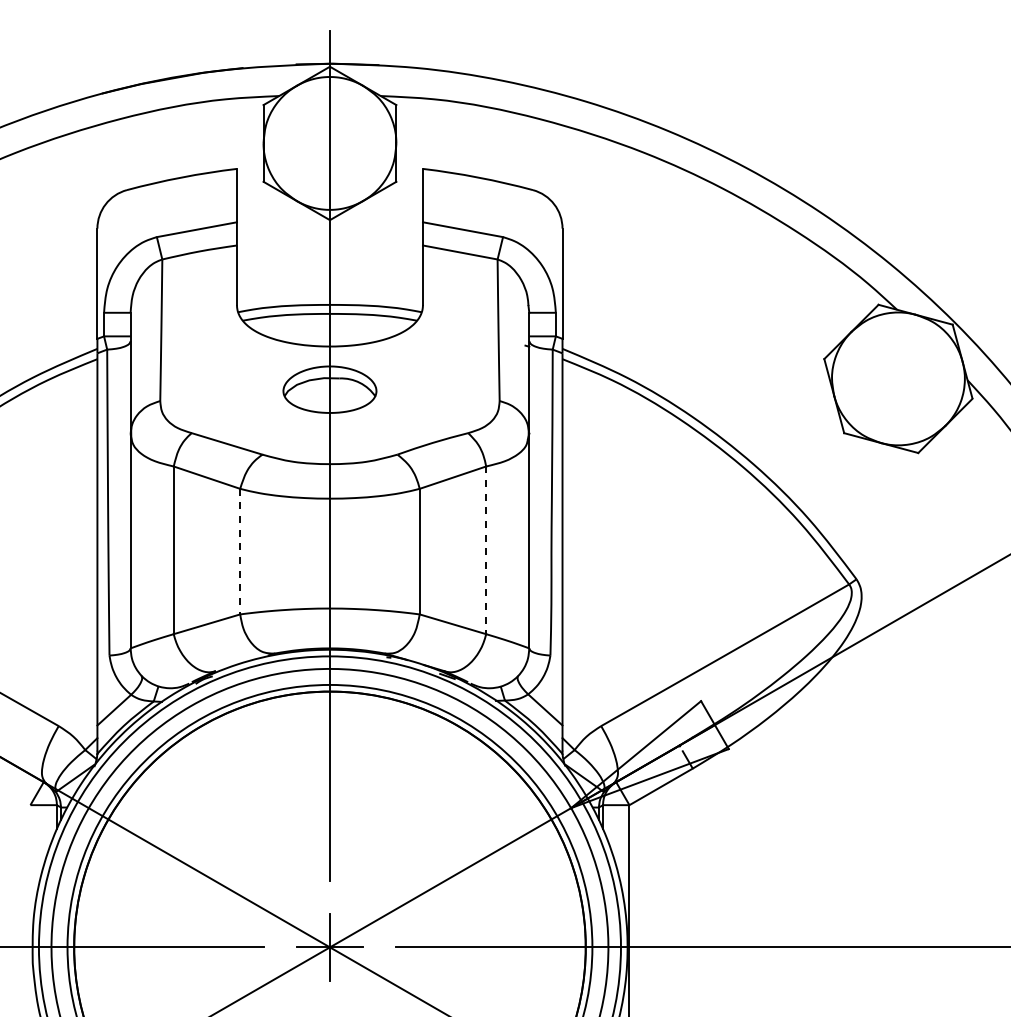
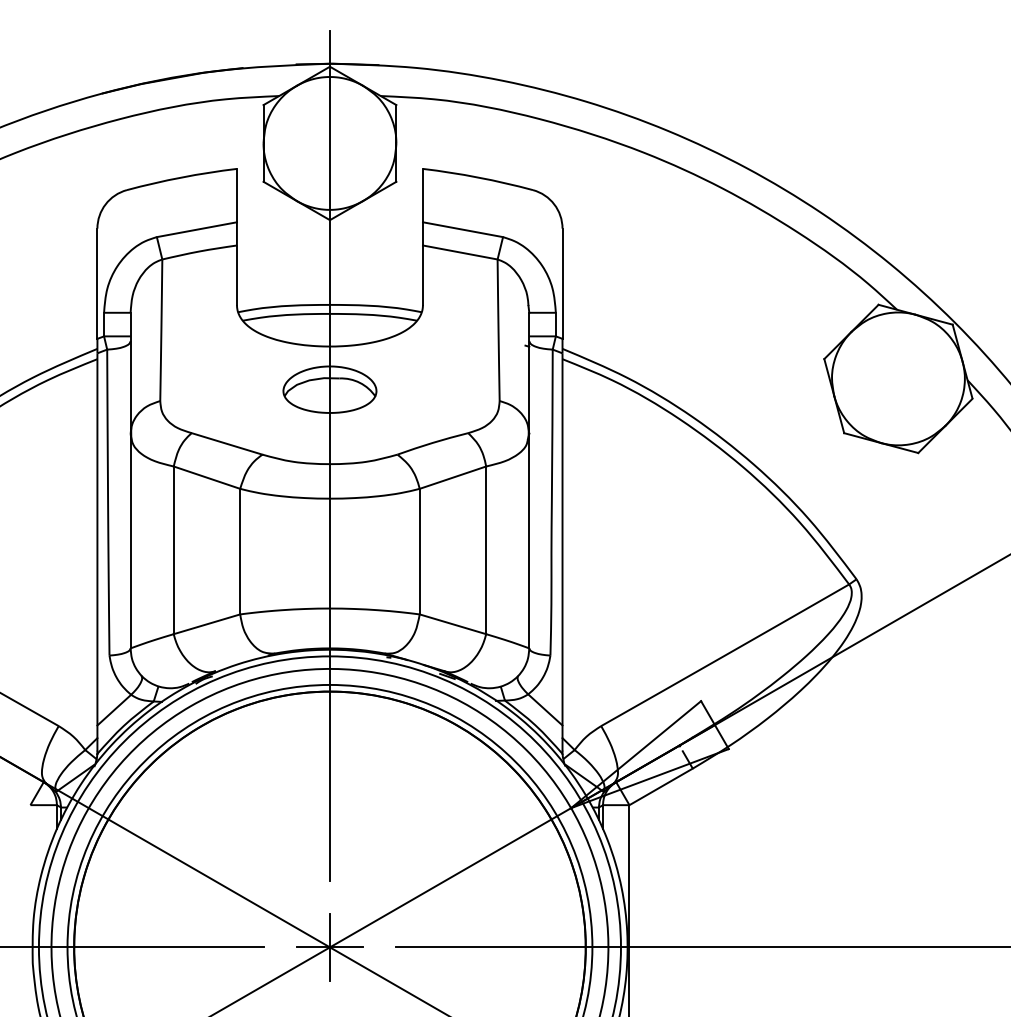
line: dashed -> solid (486, 550)
line: dashed -> solid (240, 551)
